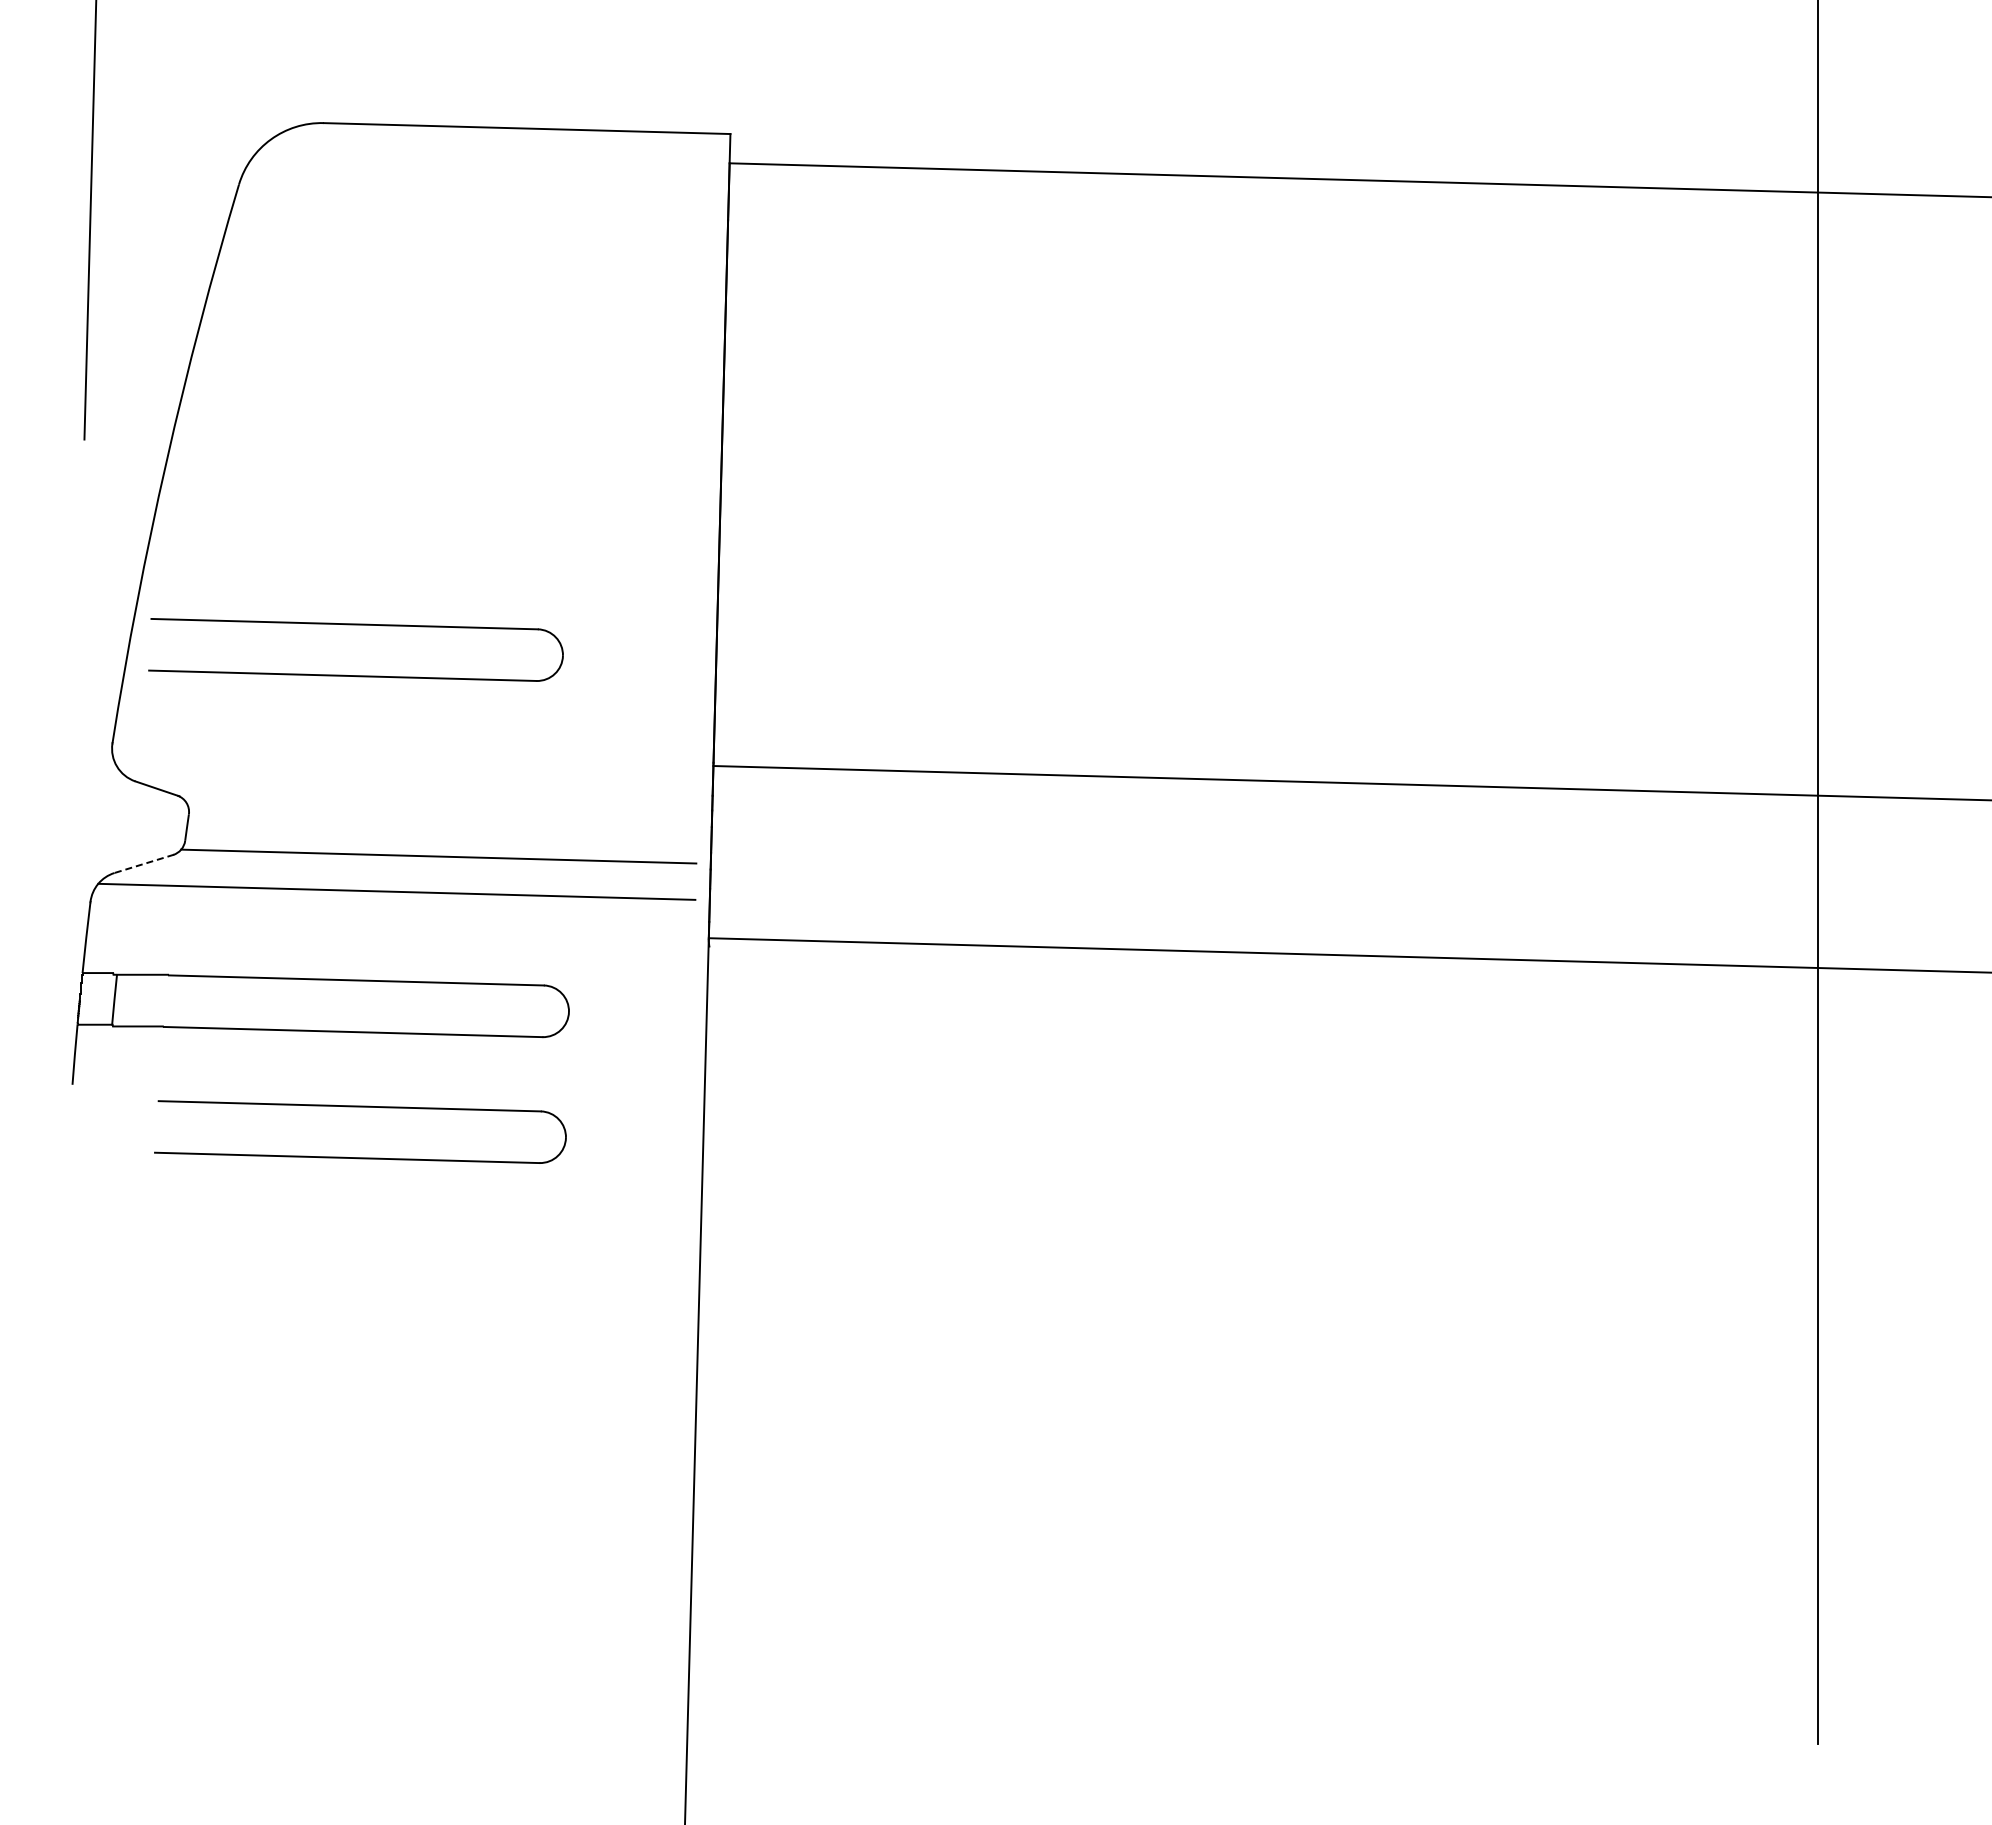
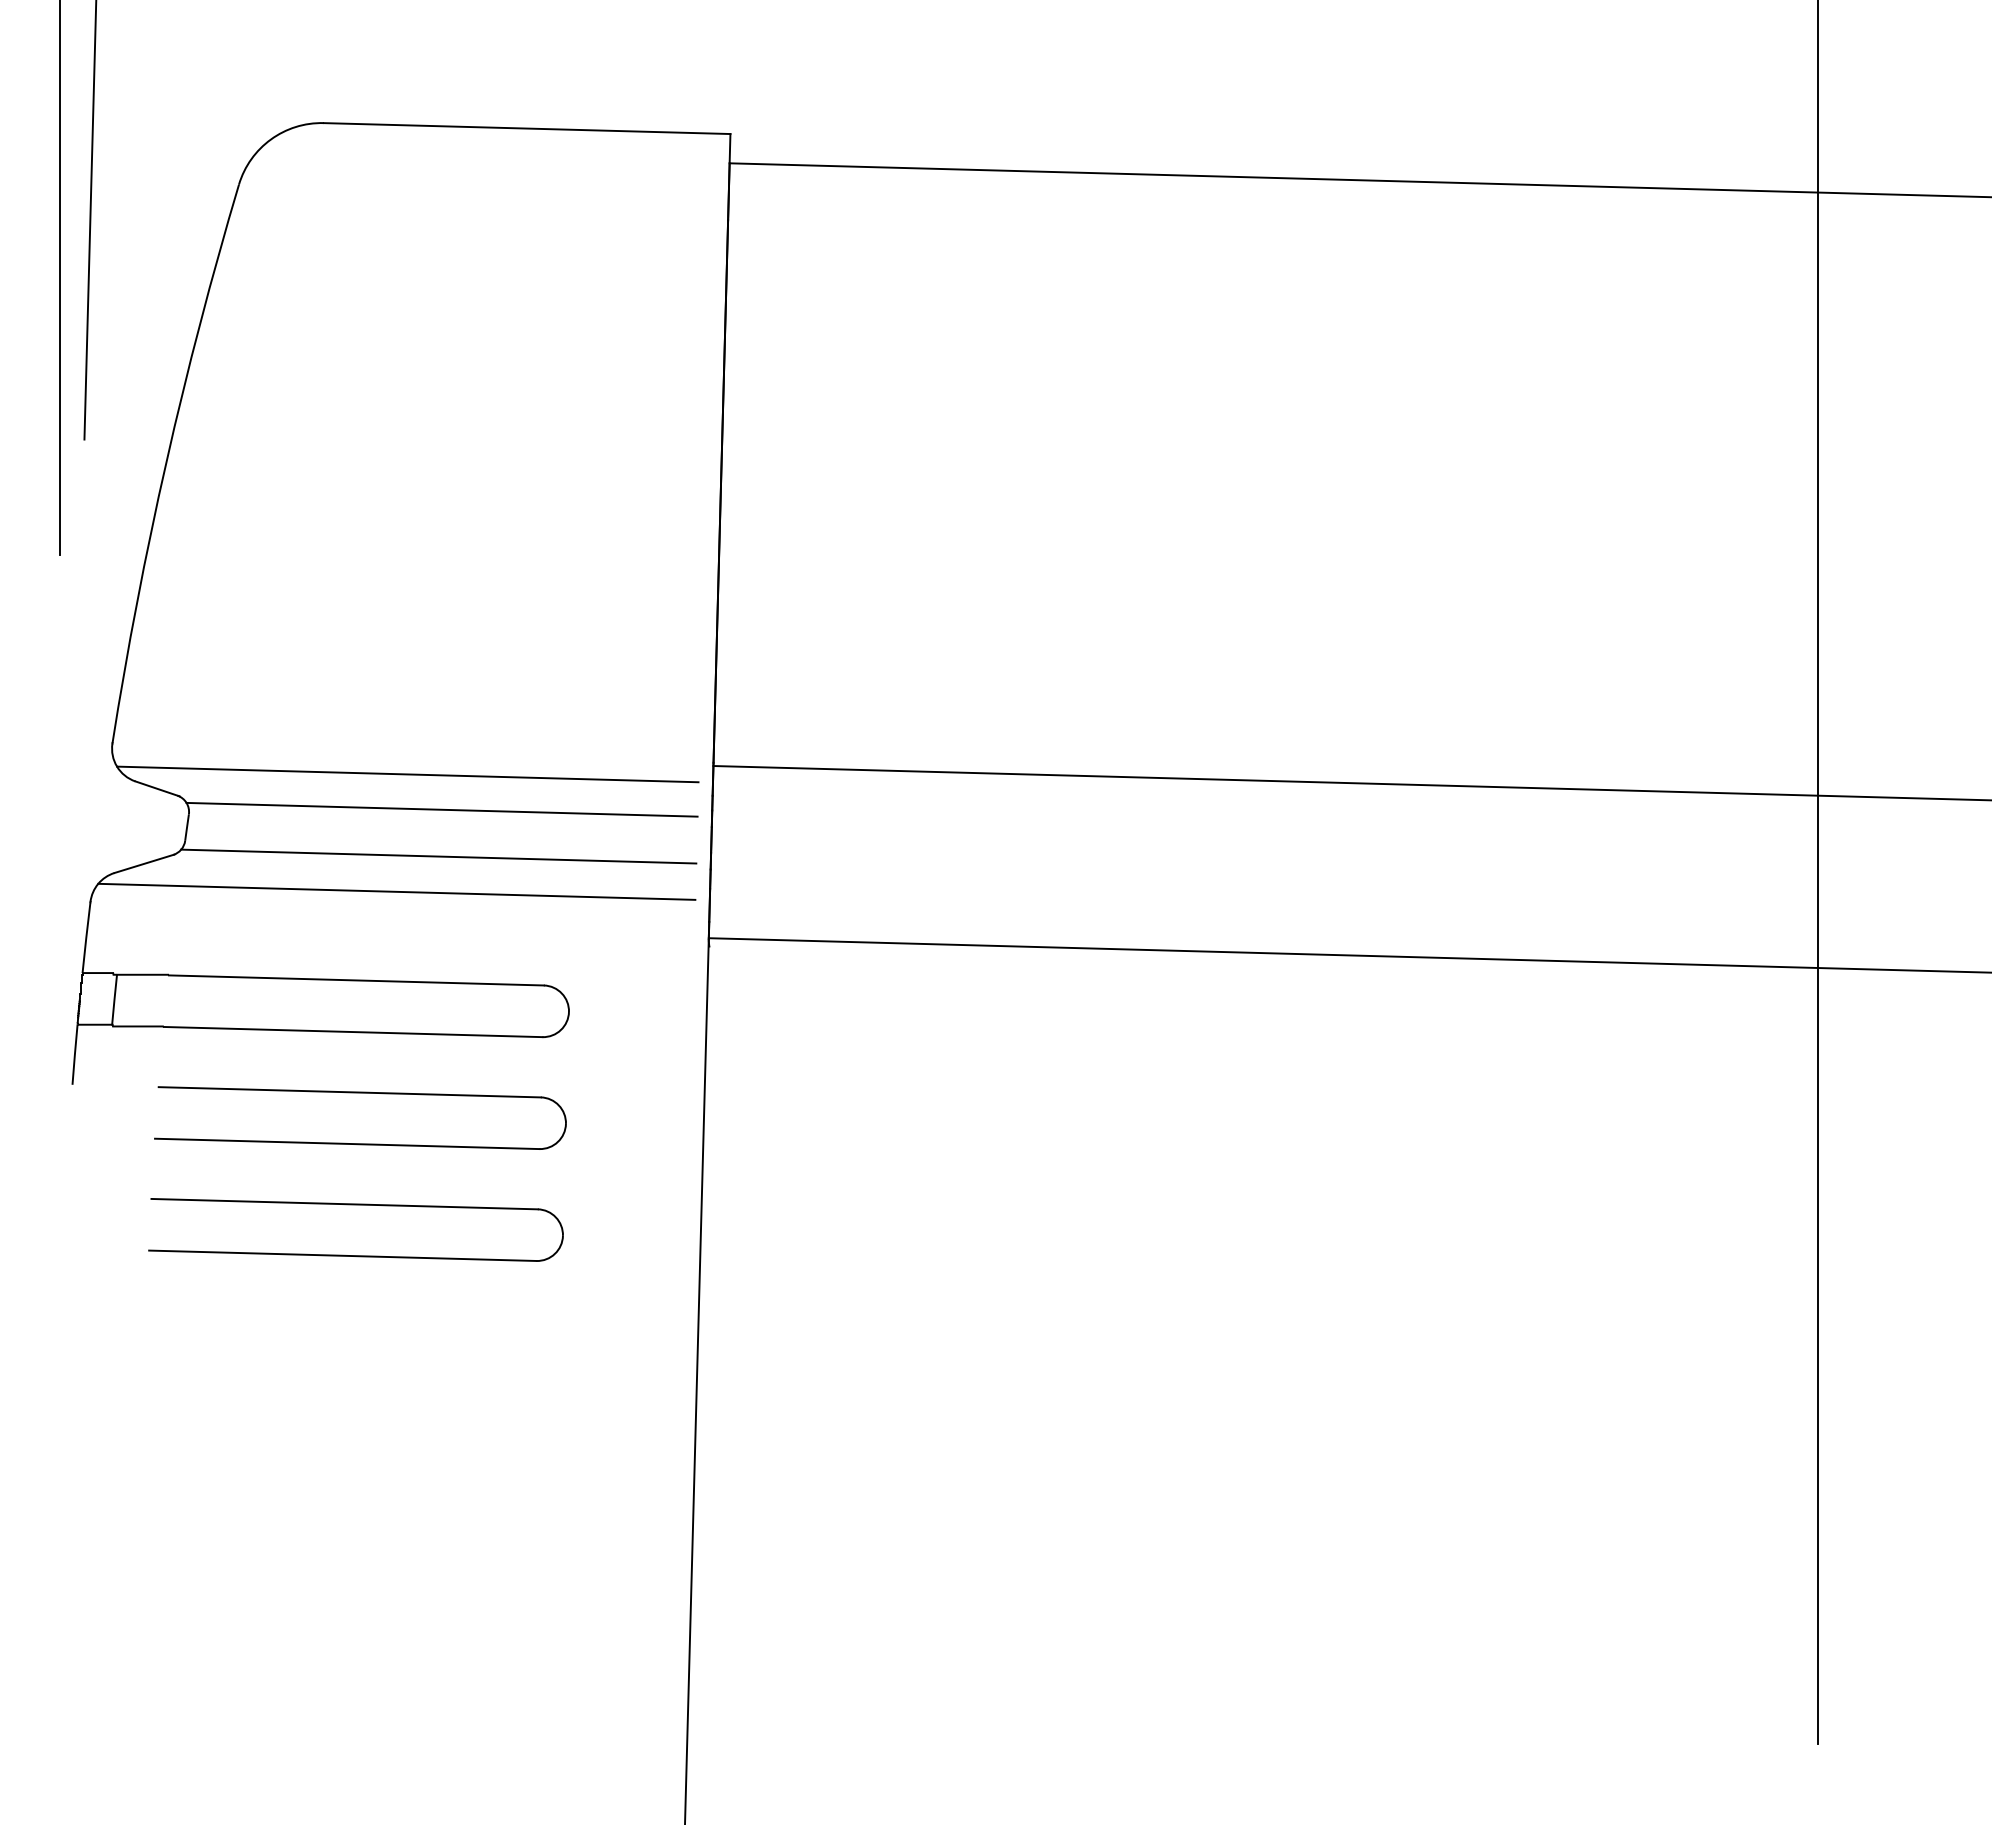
line: none -> present (59, 278)
part position: (355, 625) -> (355, 1205) (355, 1205)
line: none -> present (407, 774)
line: none -> present (441, 809)
line: dashed -> solid (143, 863)
part position: (360, 1107) -> (360, 1093) (360, 1093)
